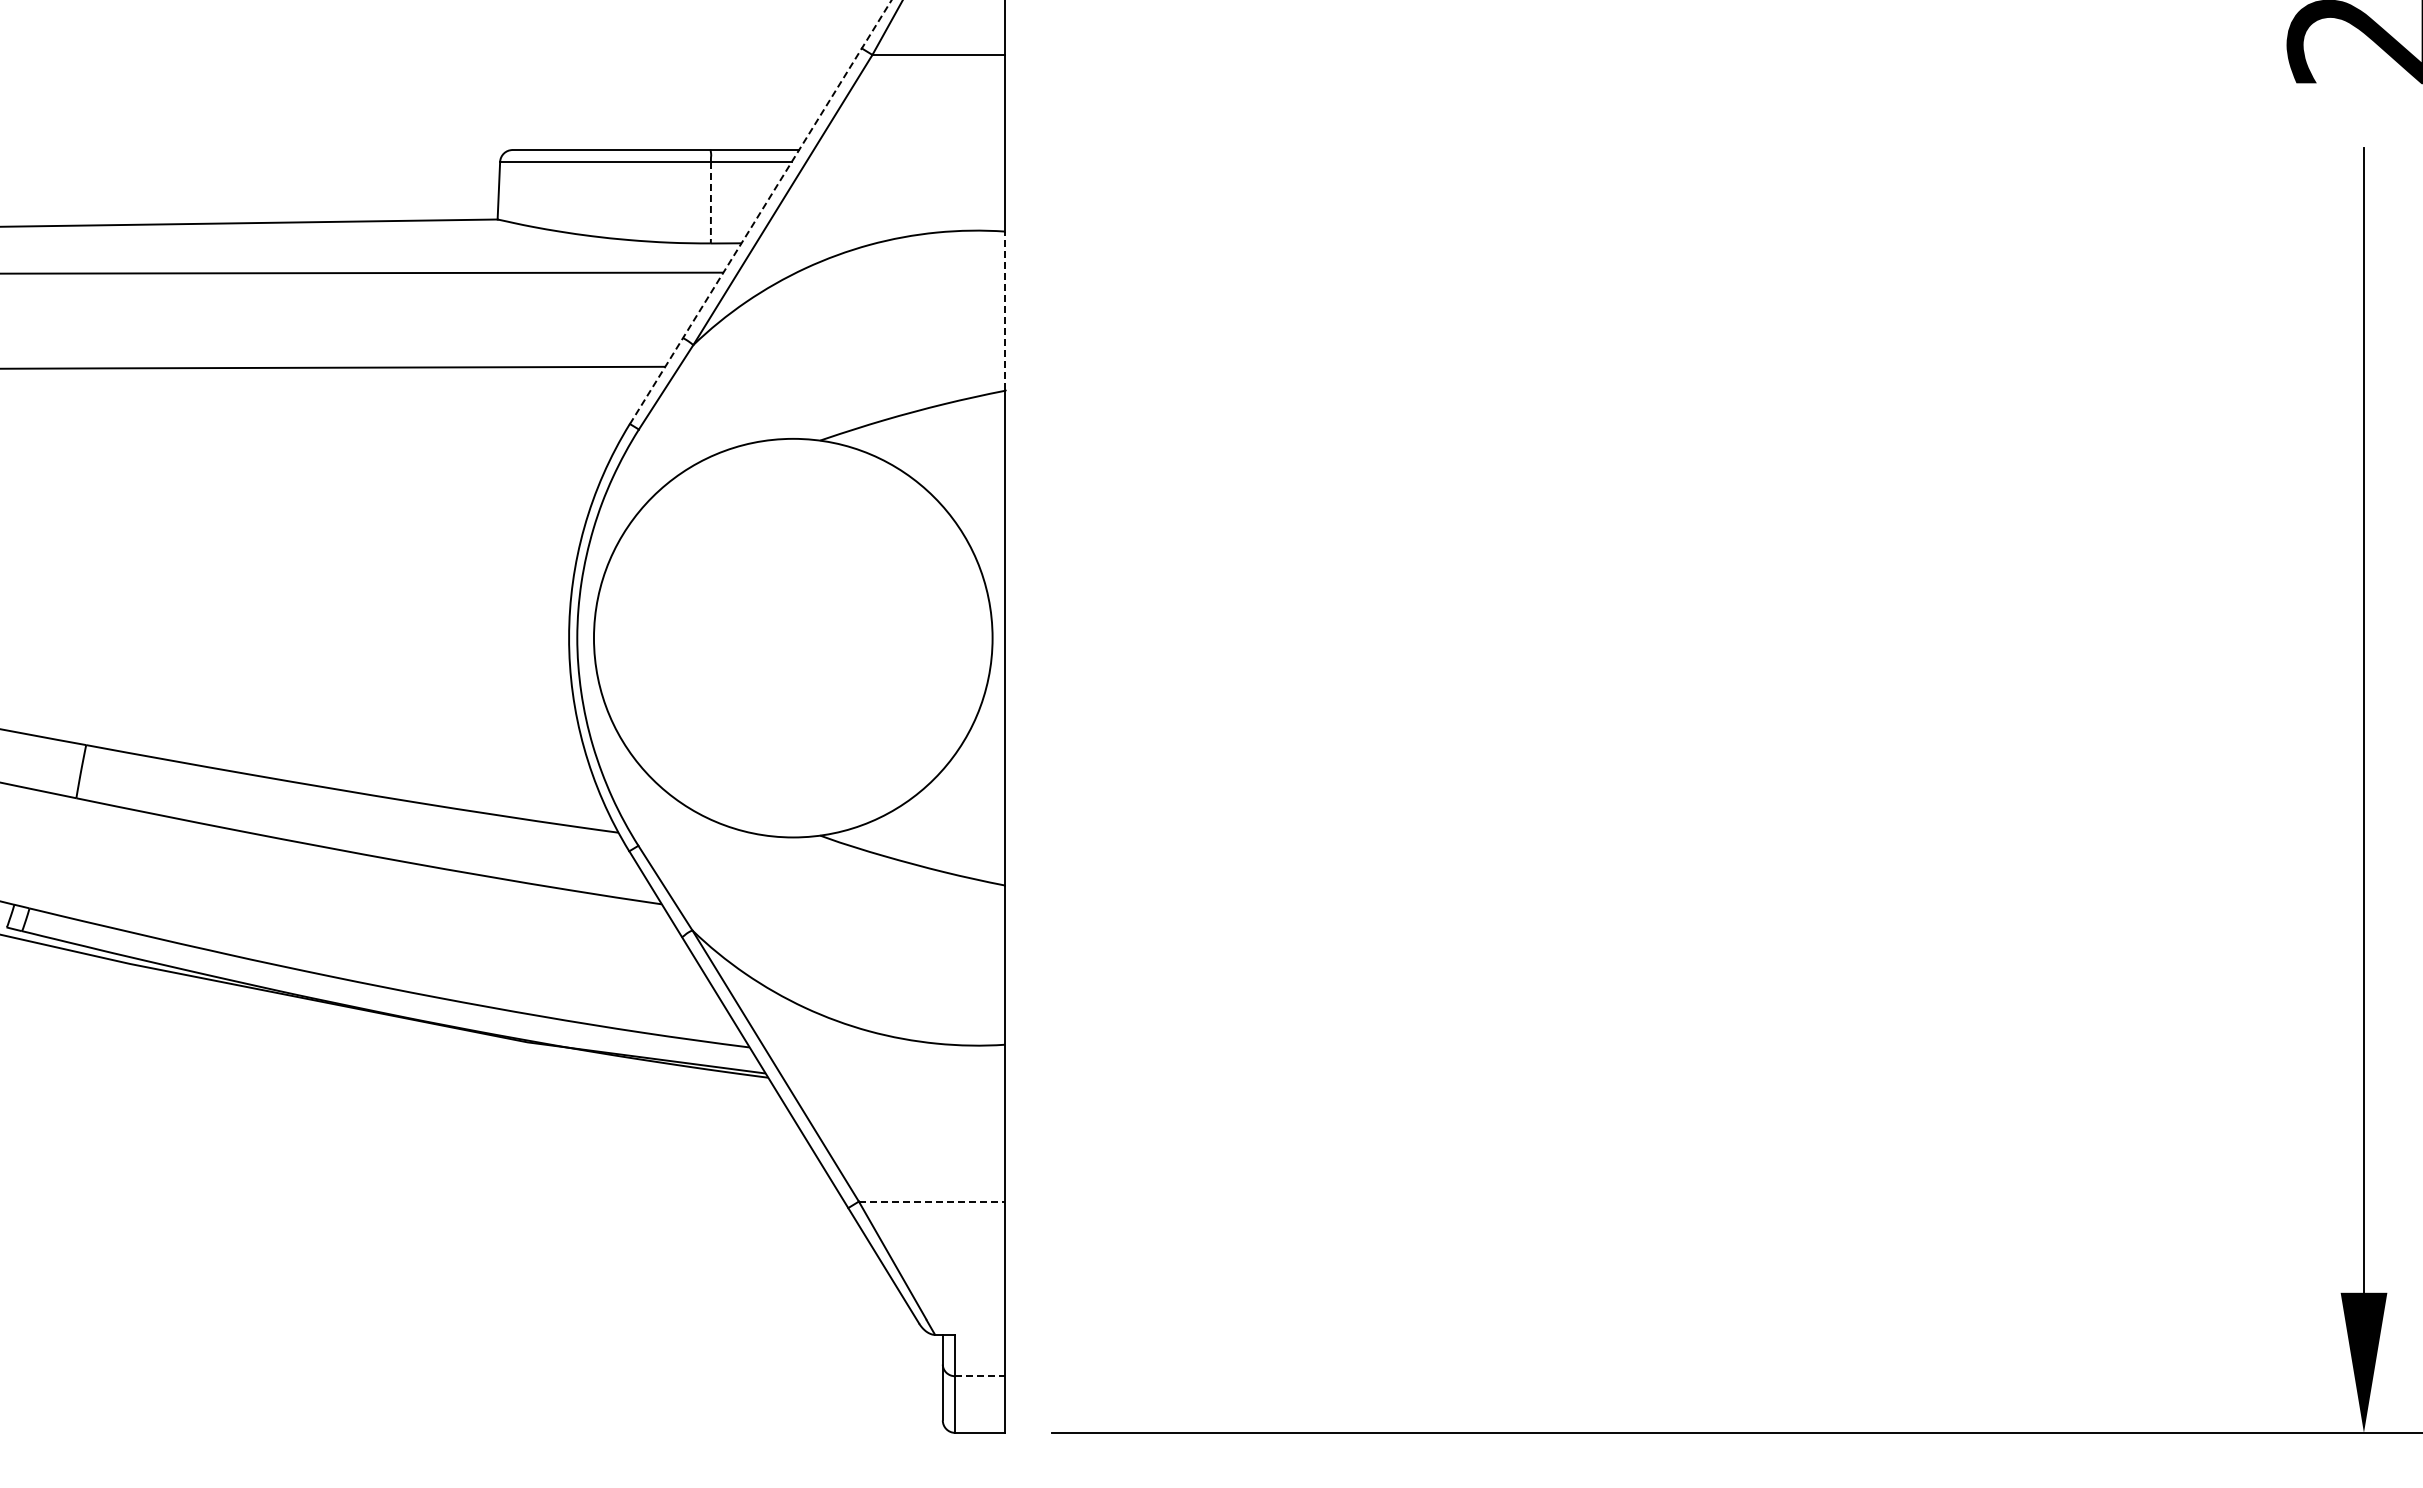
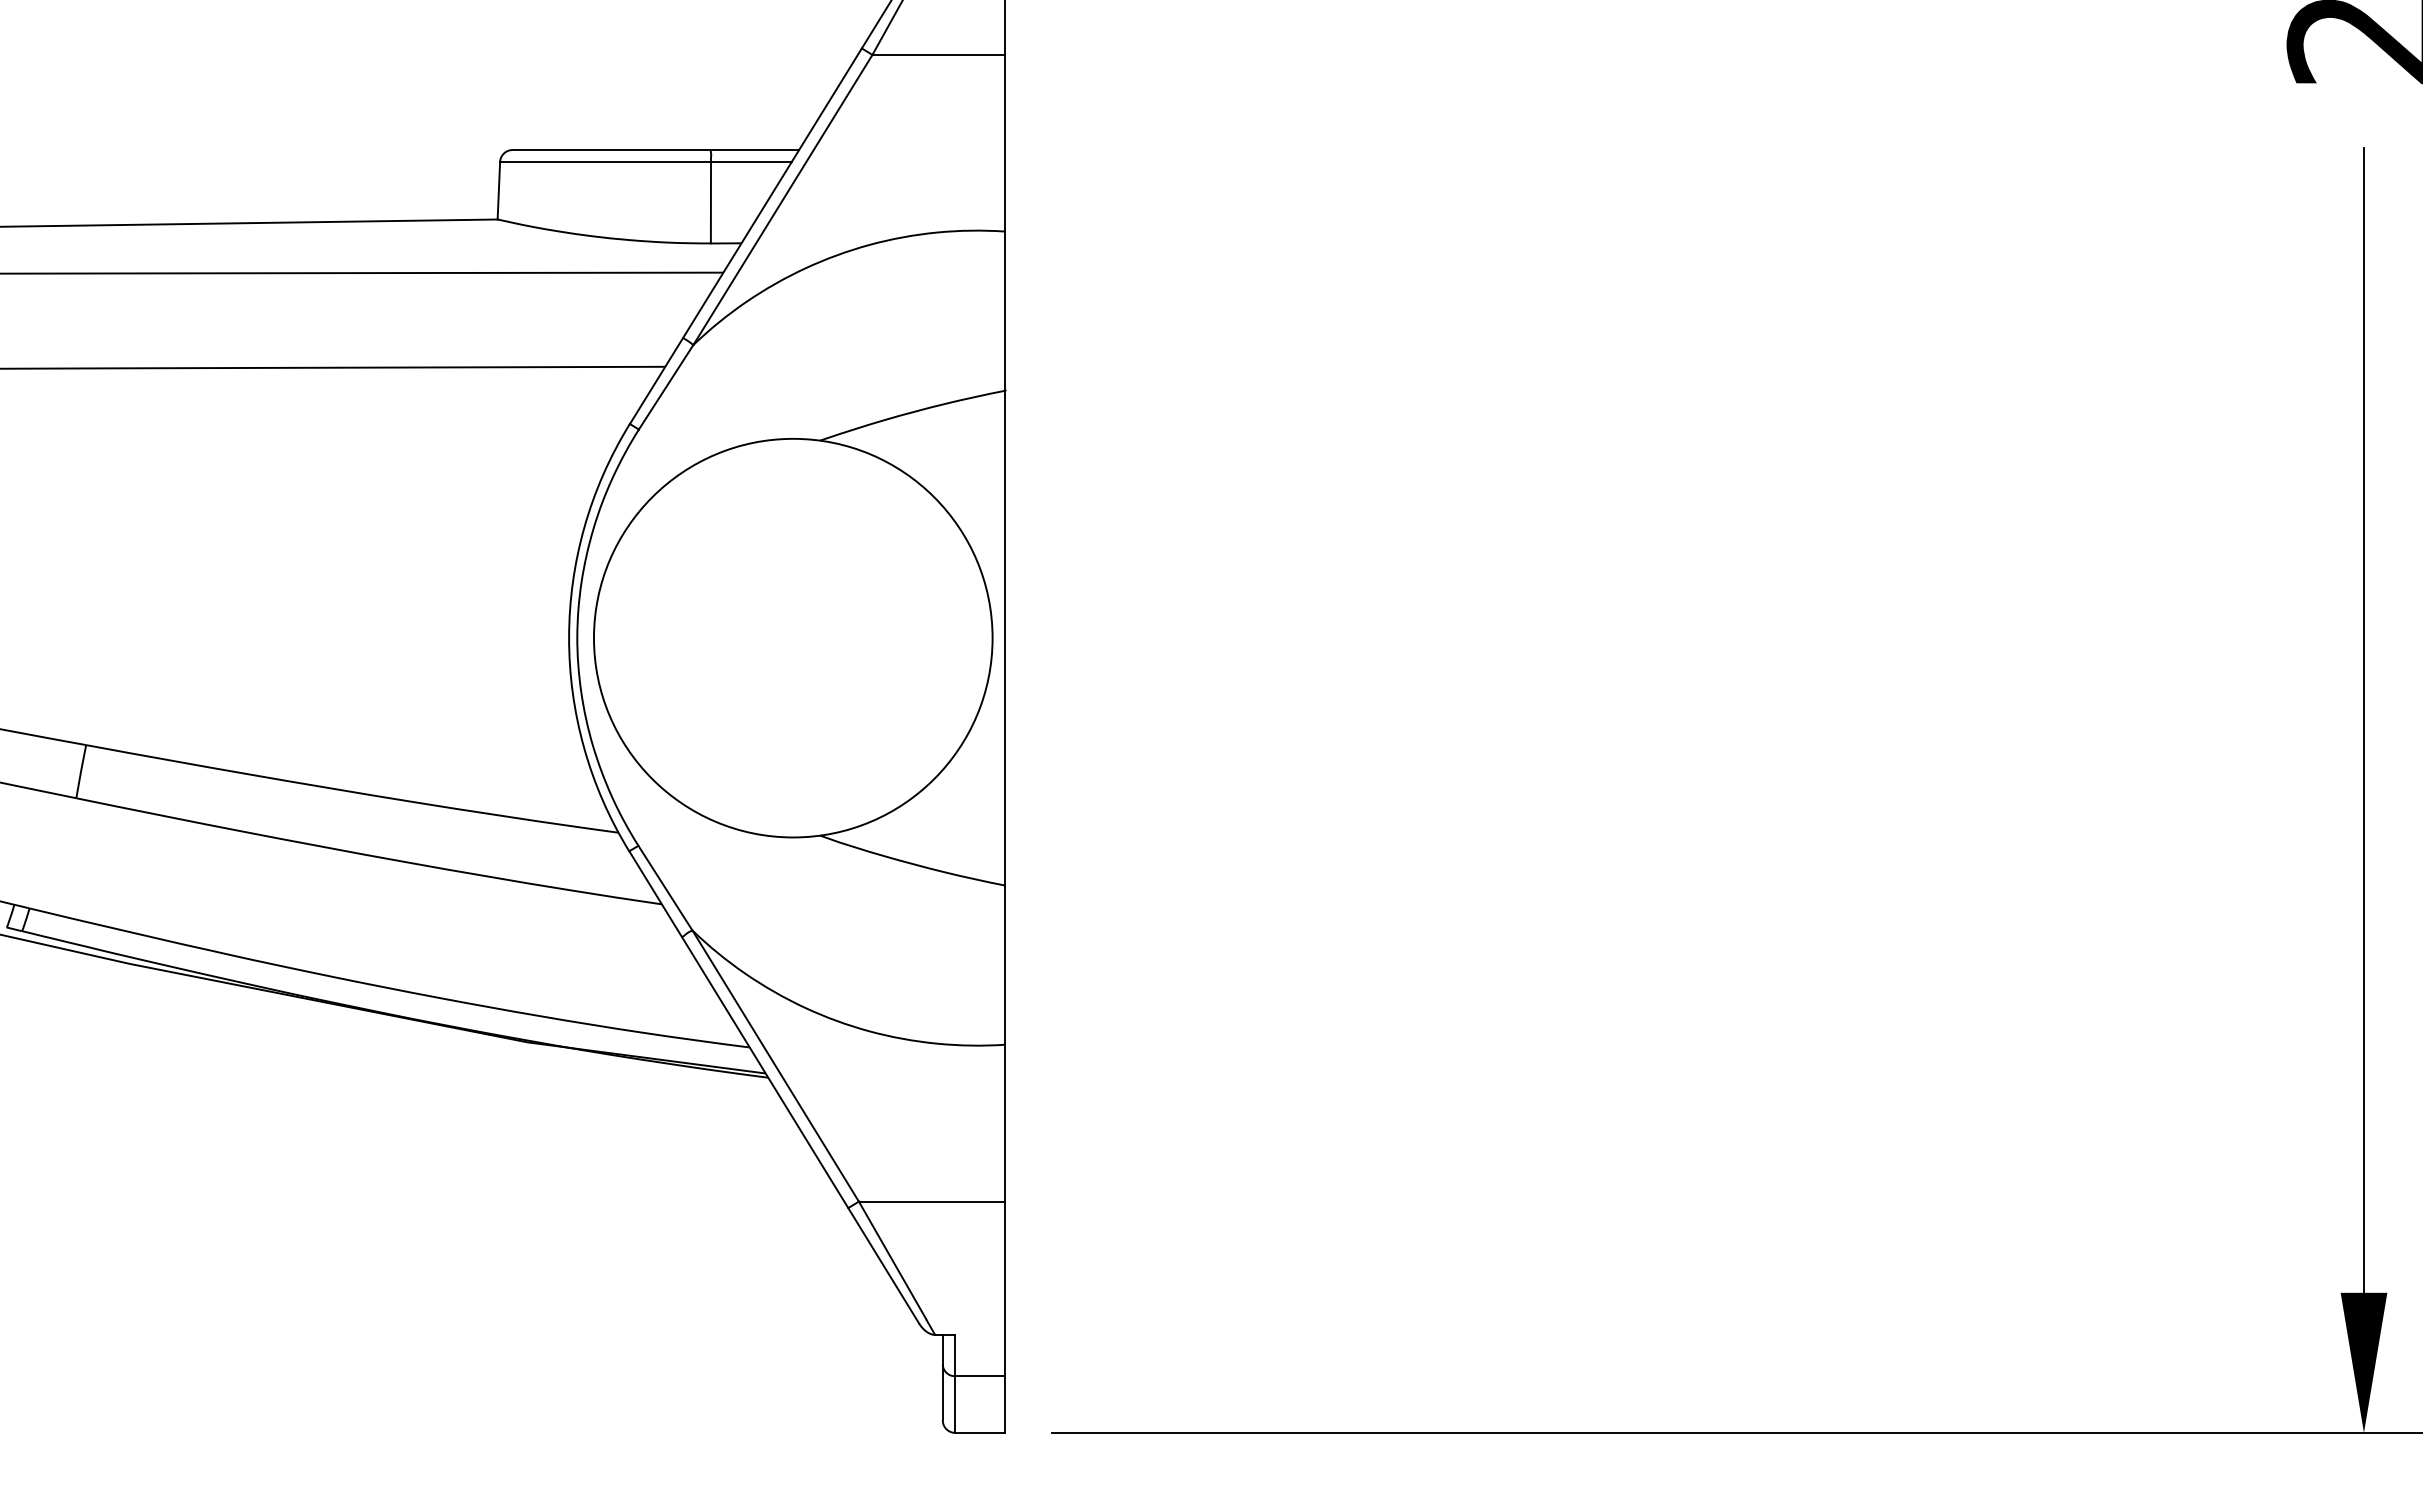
line: dashed -> solid (710, 202)
line: dashed -> solid (760, 212)
line: dashed -> solid (1005, 310)
line: dashed -> solid (932, 1201)
line: dashed -> solid (980, 1376)
